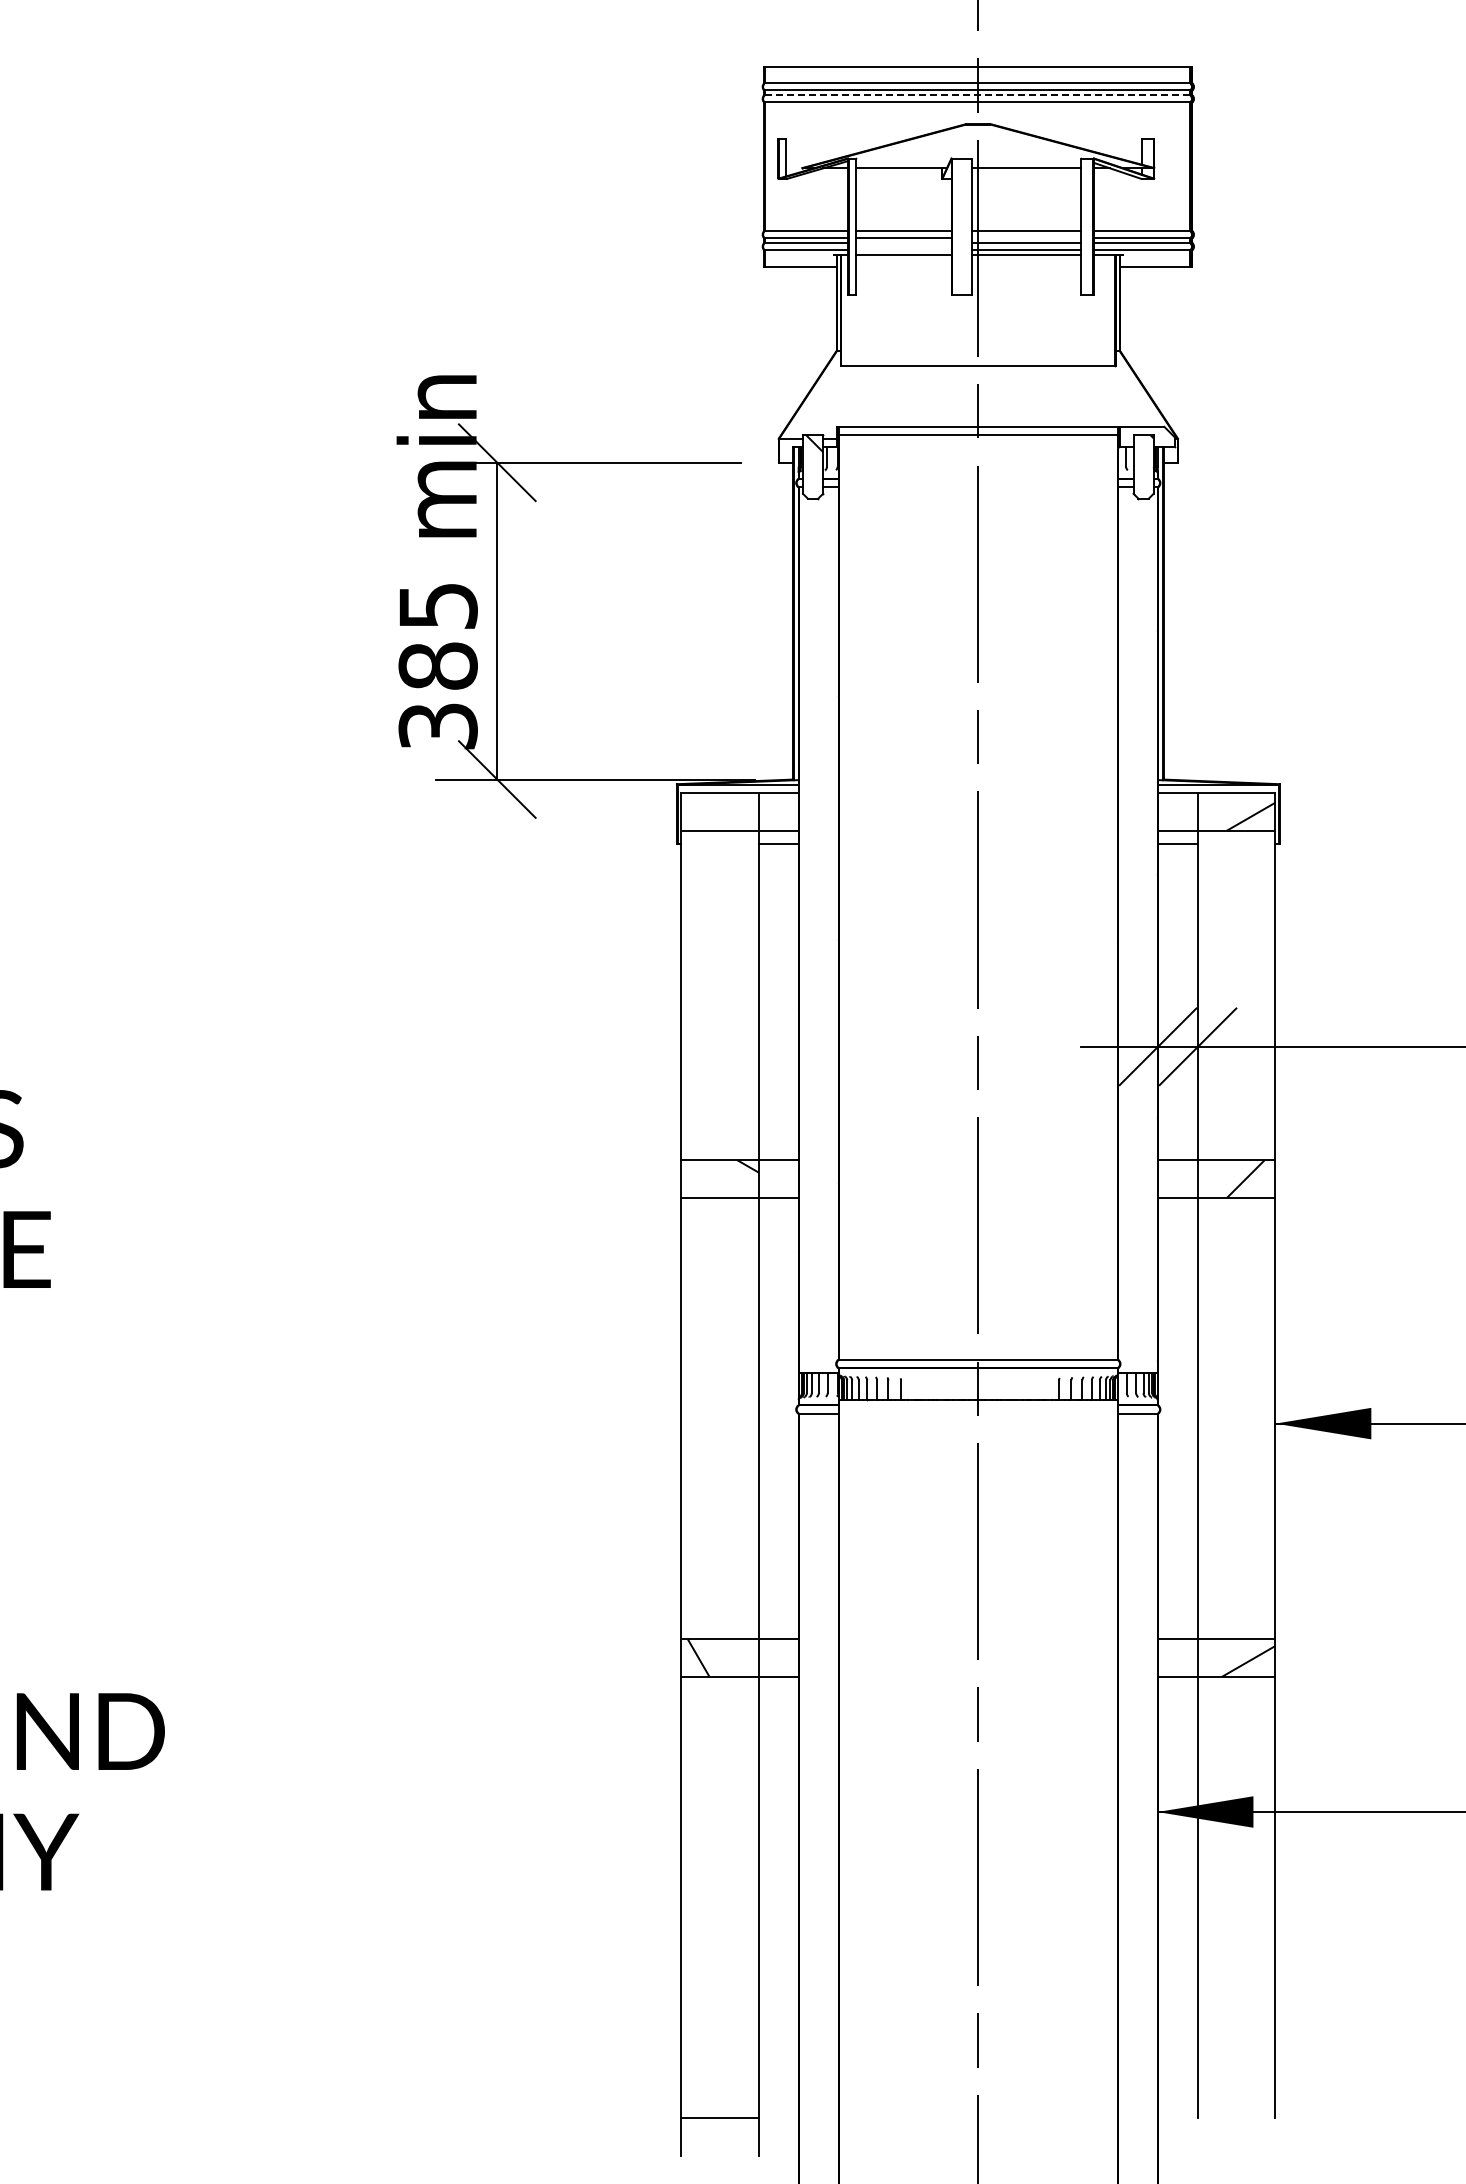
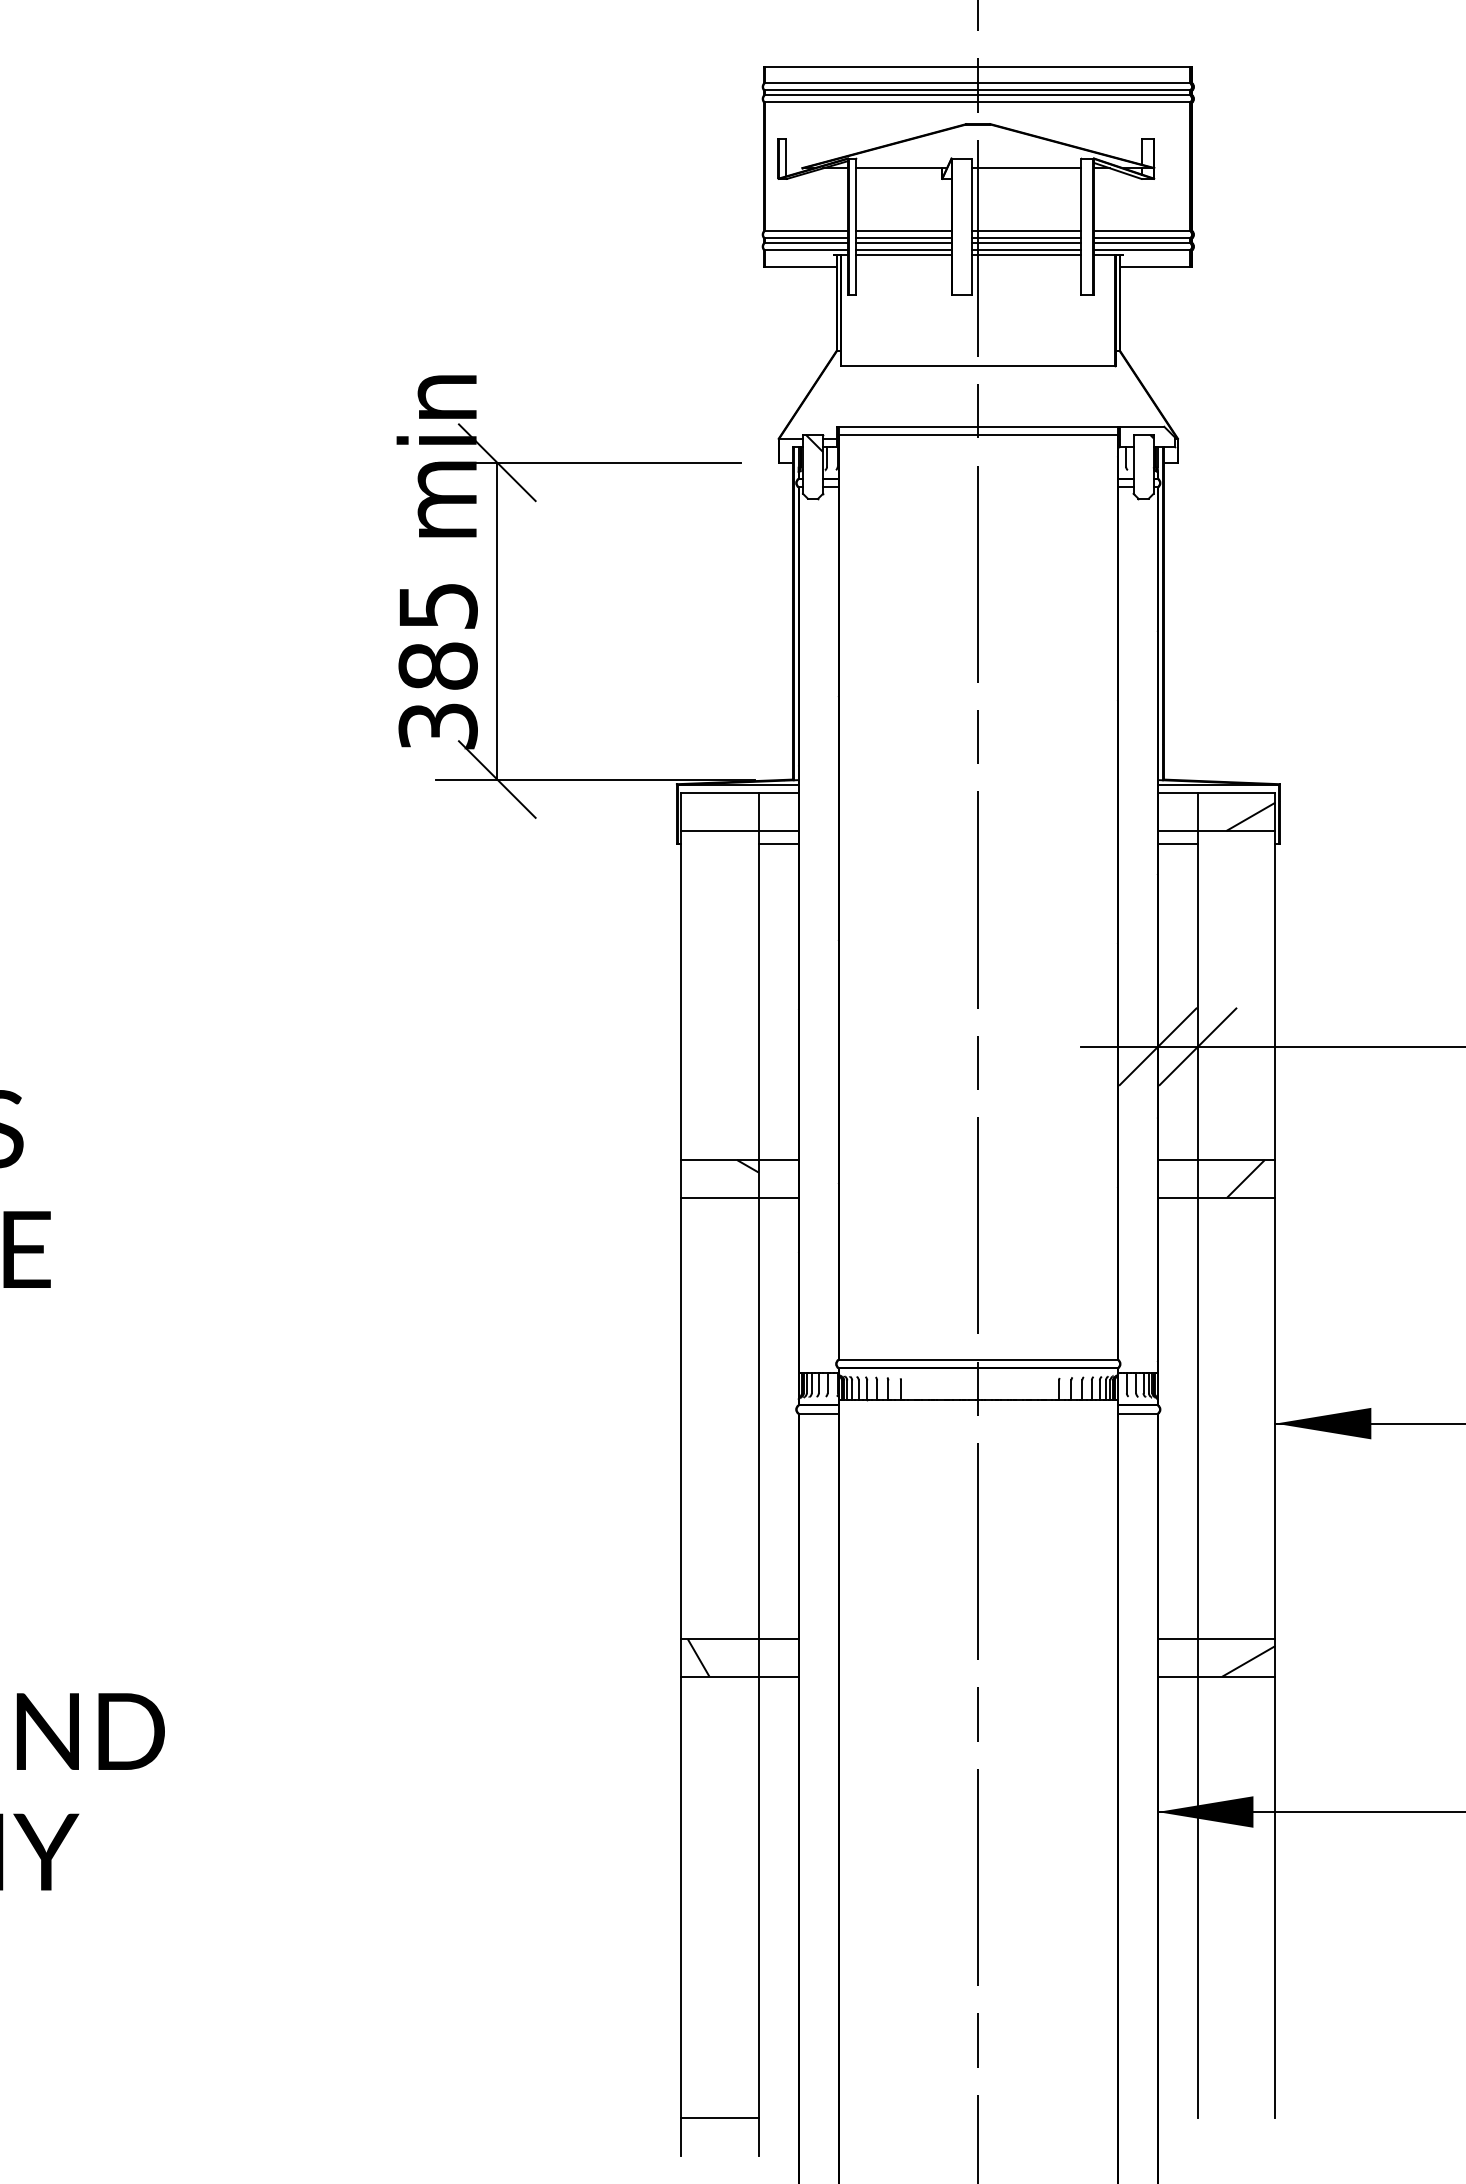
line: dashed -> solid (977, 95)
line: none -> present (1026, 238)
line: none -> present (903, 243)
line: none -> present (903, 250)
